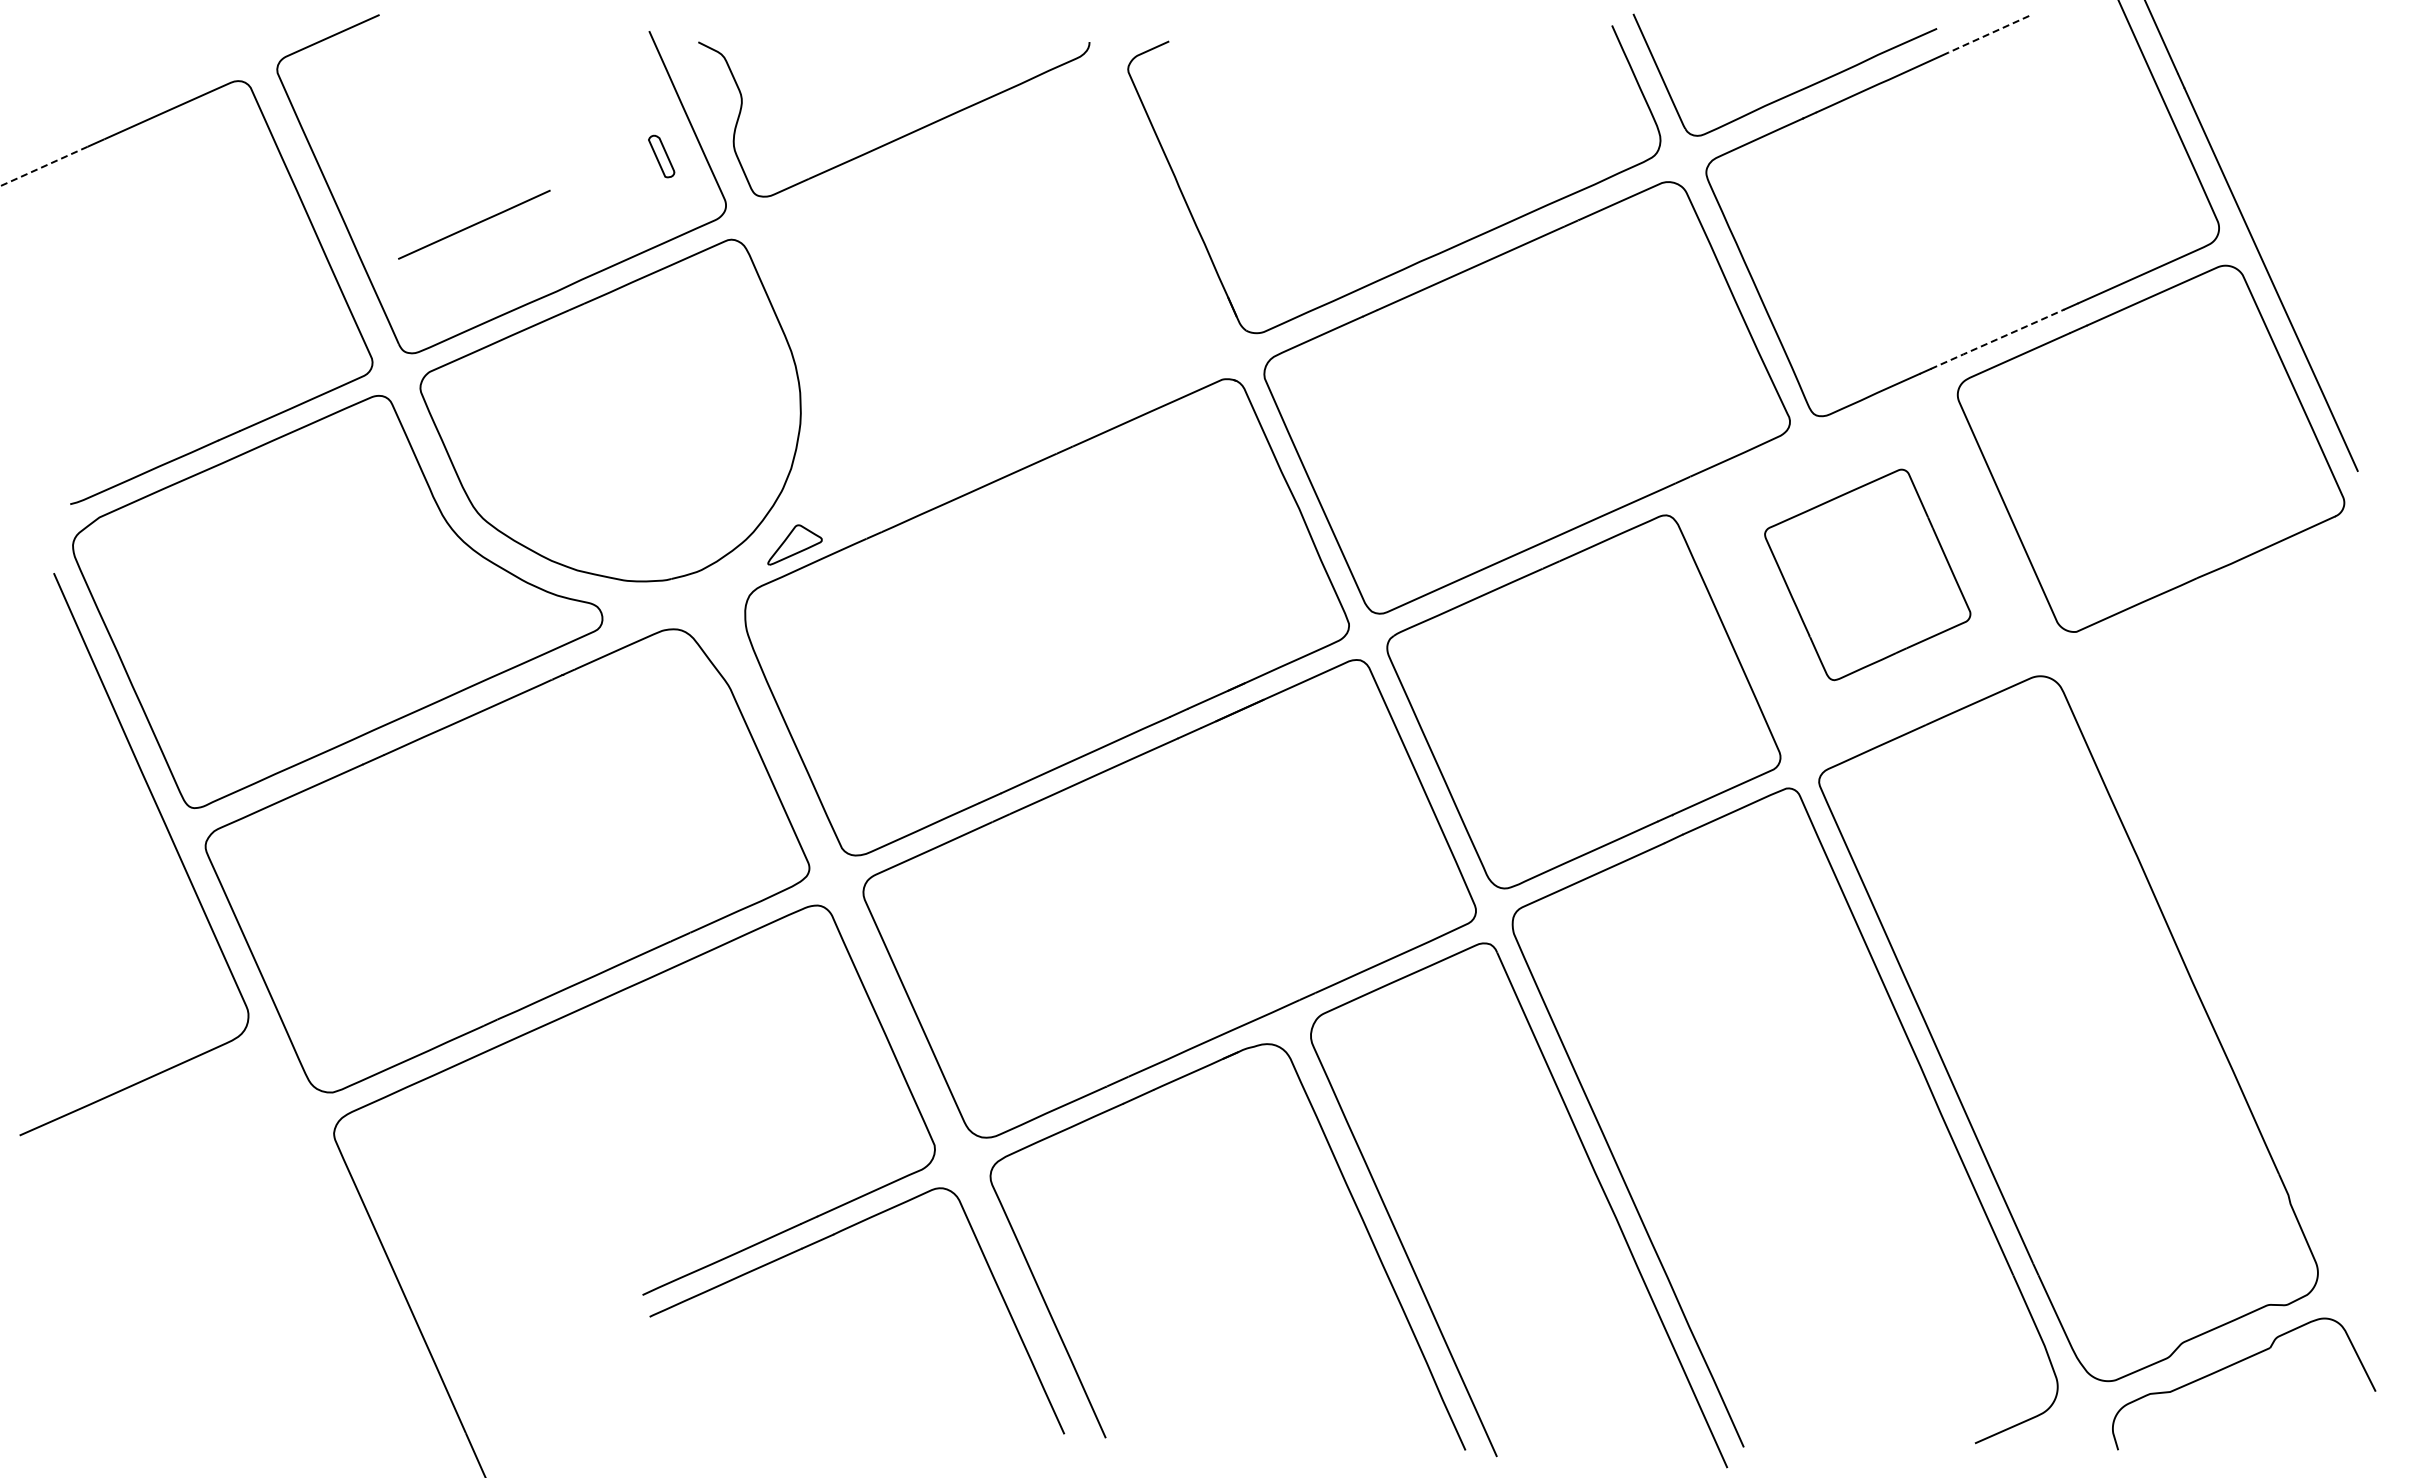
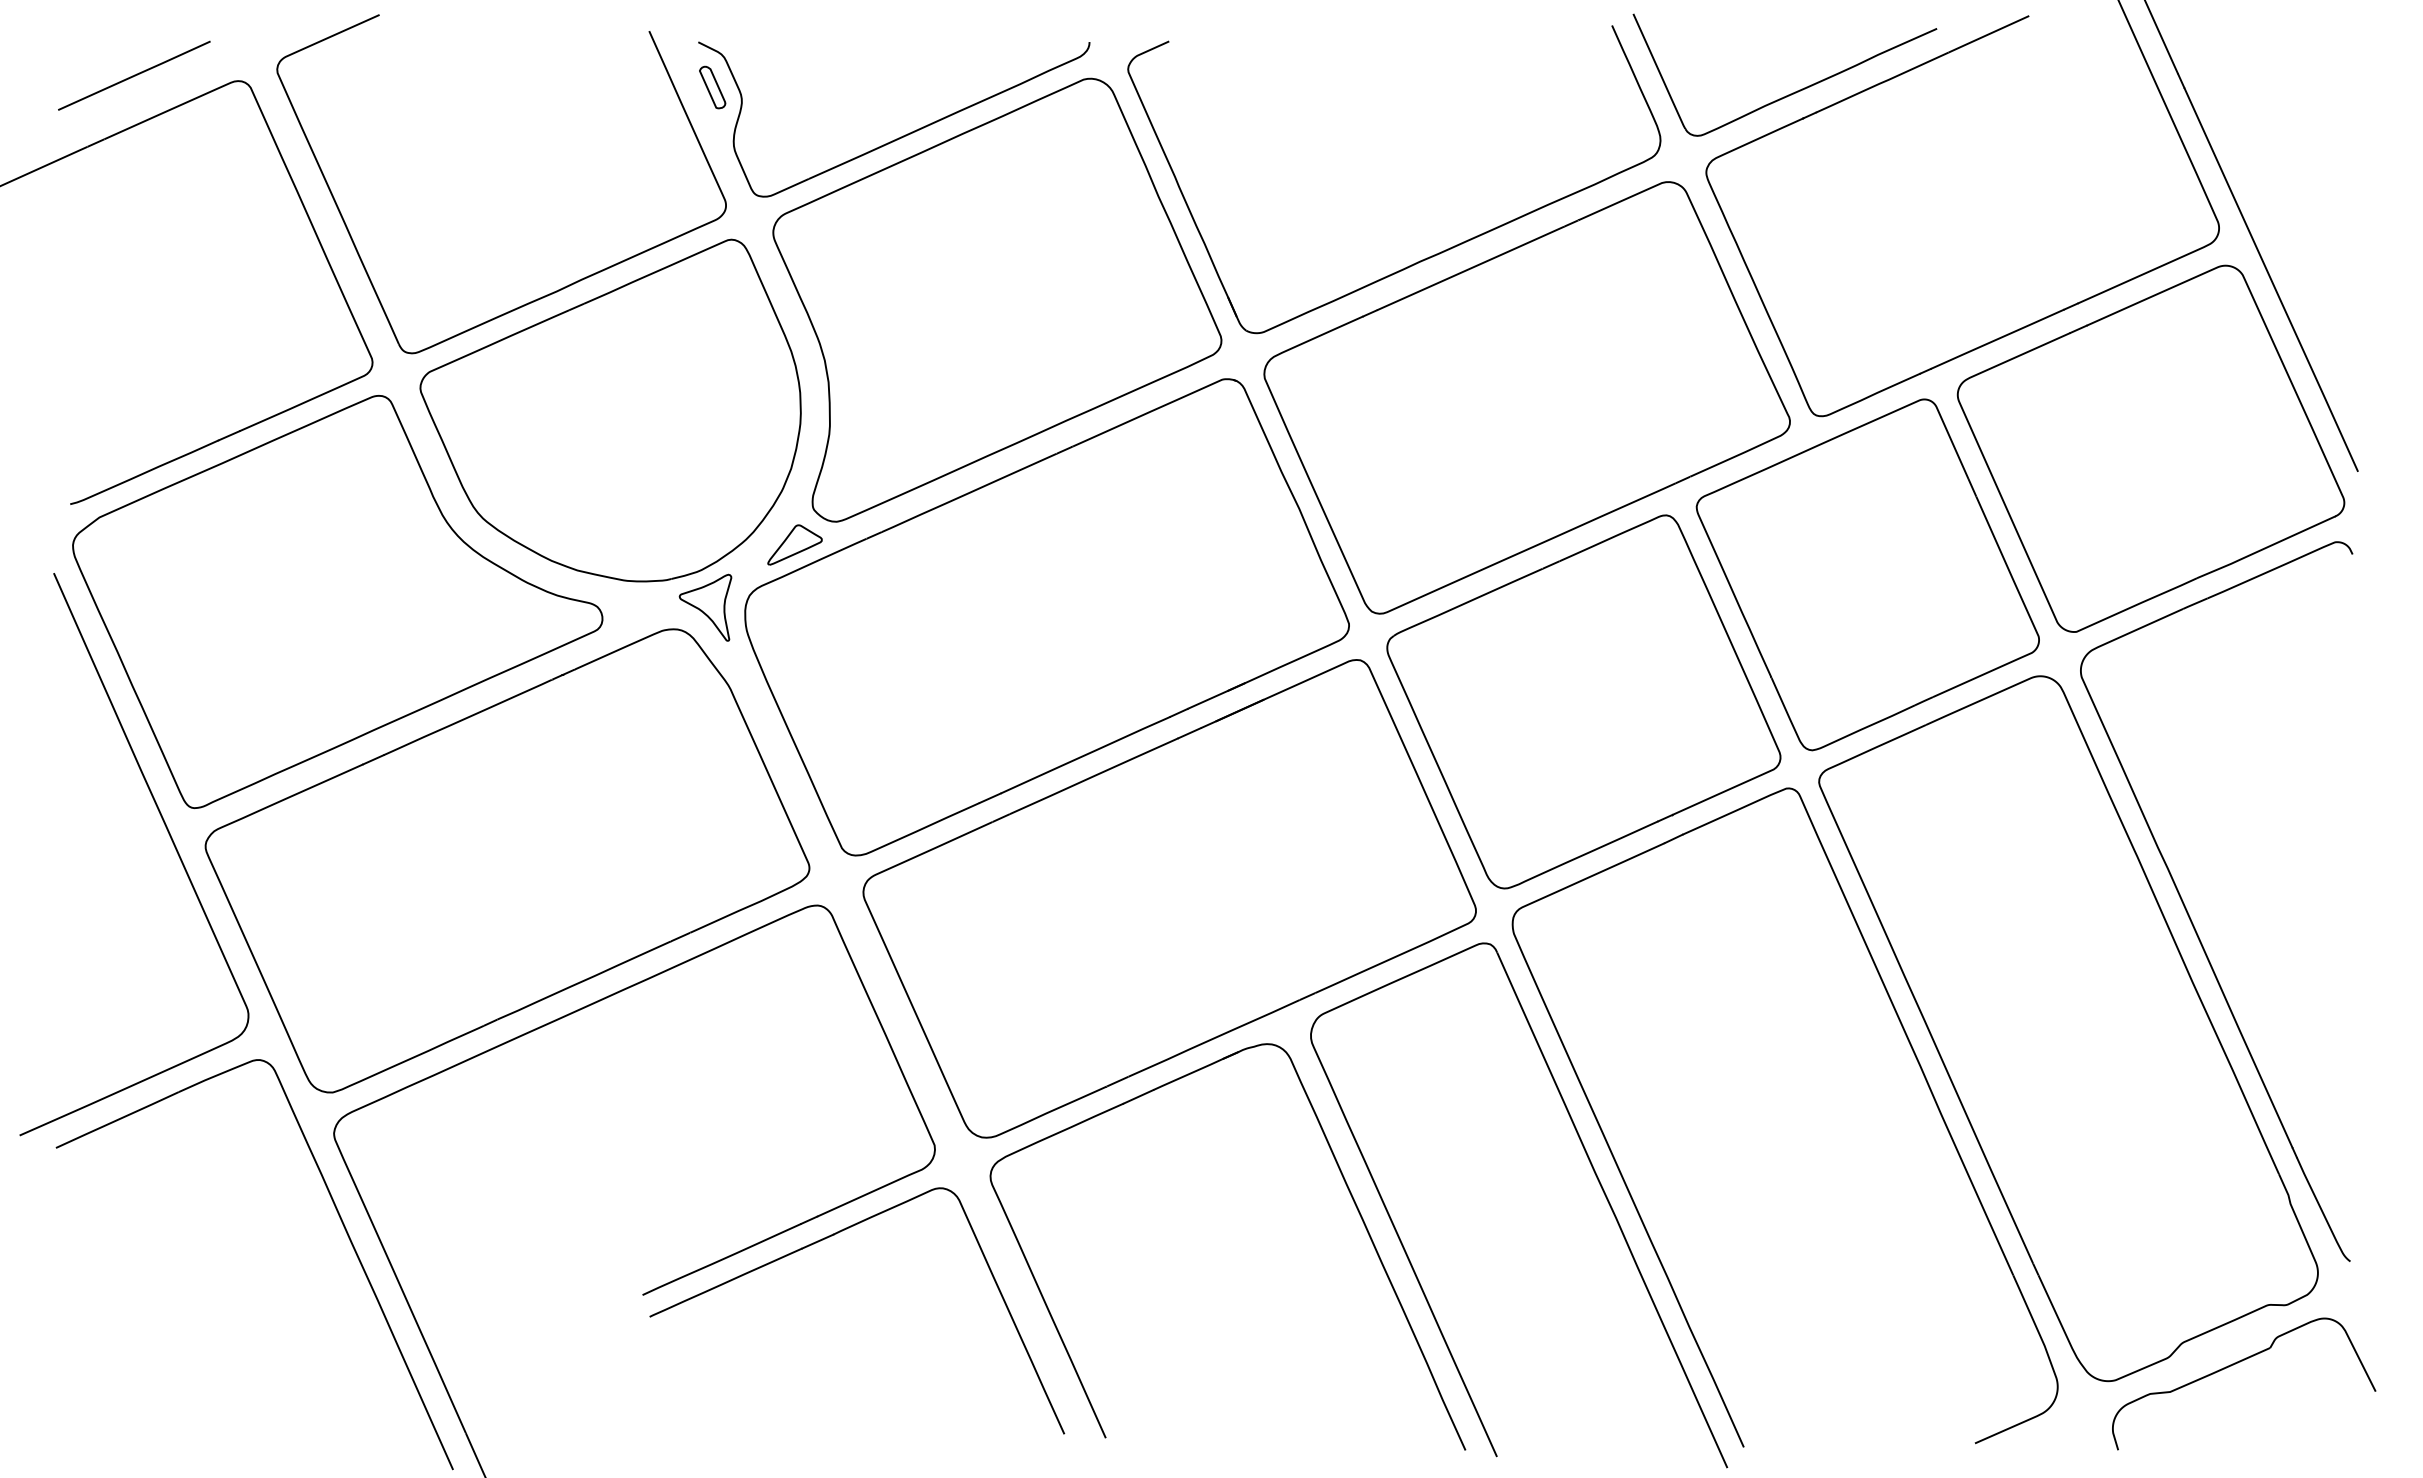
line: dashed -> solid (1987, 34)
part position: (661, 156) -> (712, 87) (712, 87)
line: dashed -> solid (44, 166)
line position: (474, 224) -> (134, 75) (134, 75)
part: none -> present (997, 299)
line: dashed -> solid (1998, 338)
part size: 208x214 px -> 345x354 px (1867, 574)
part: none -> present (705, 607)
part: none -> present (2189, 914)
part: none -> present (343, 1227)
